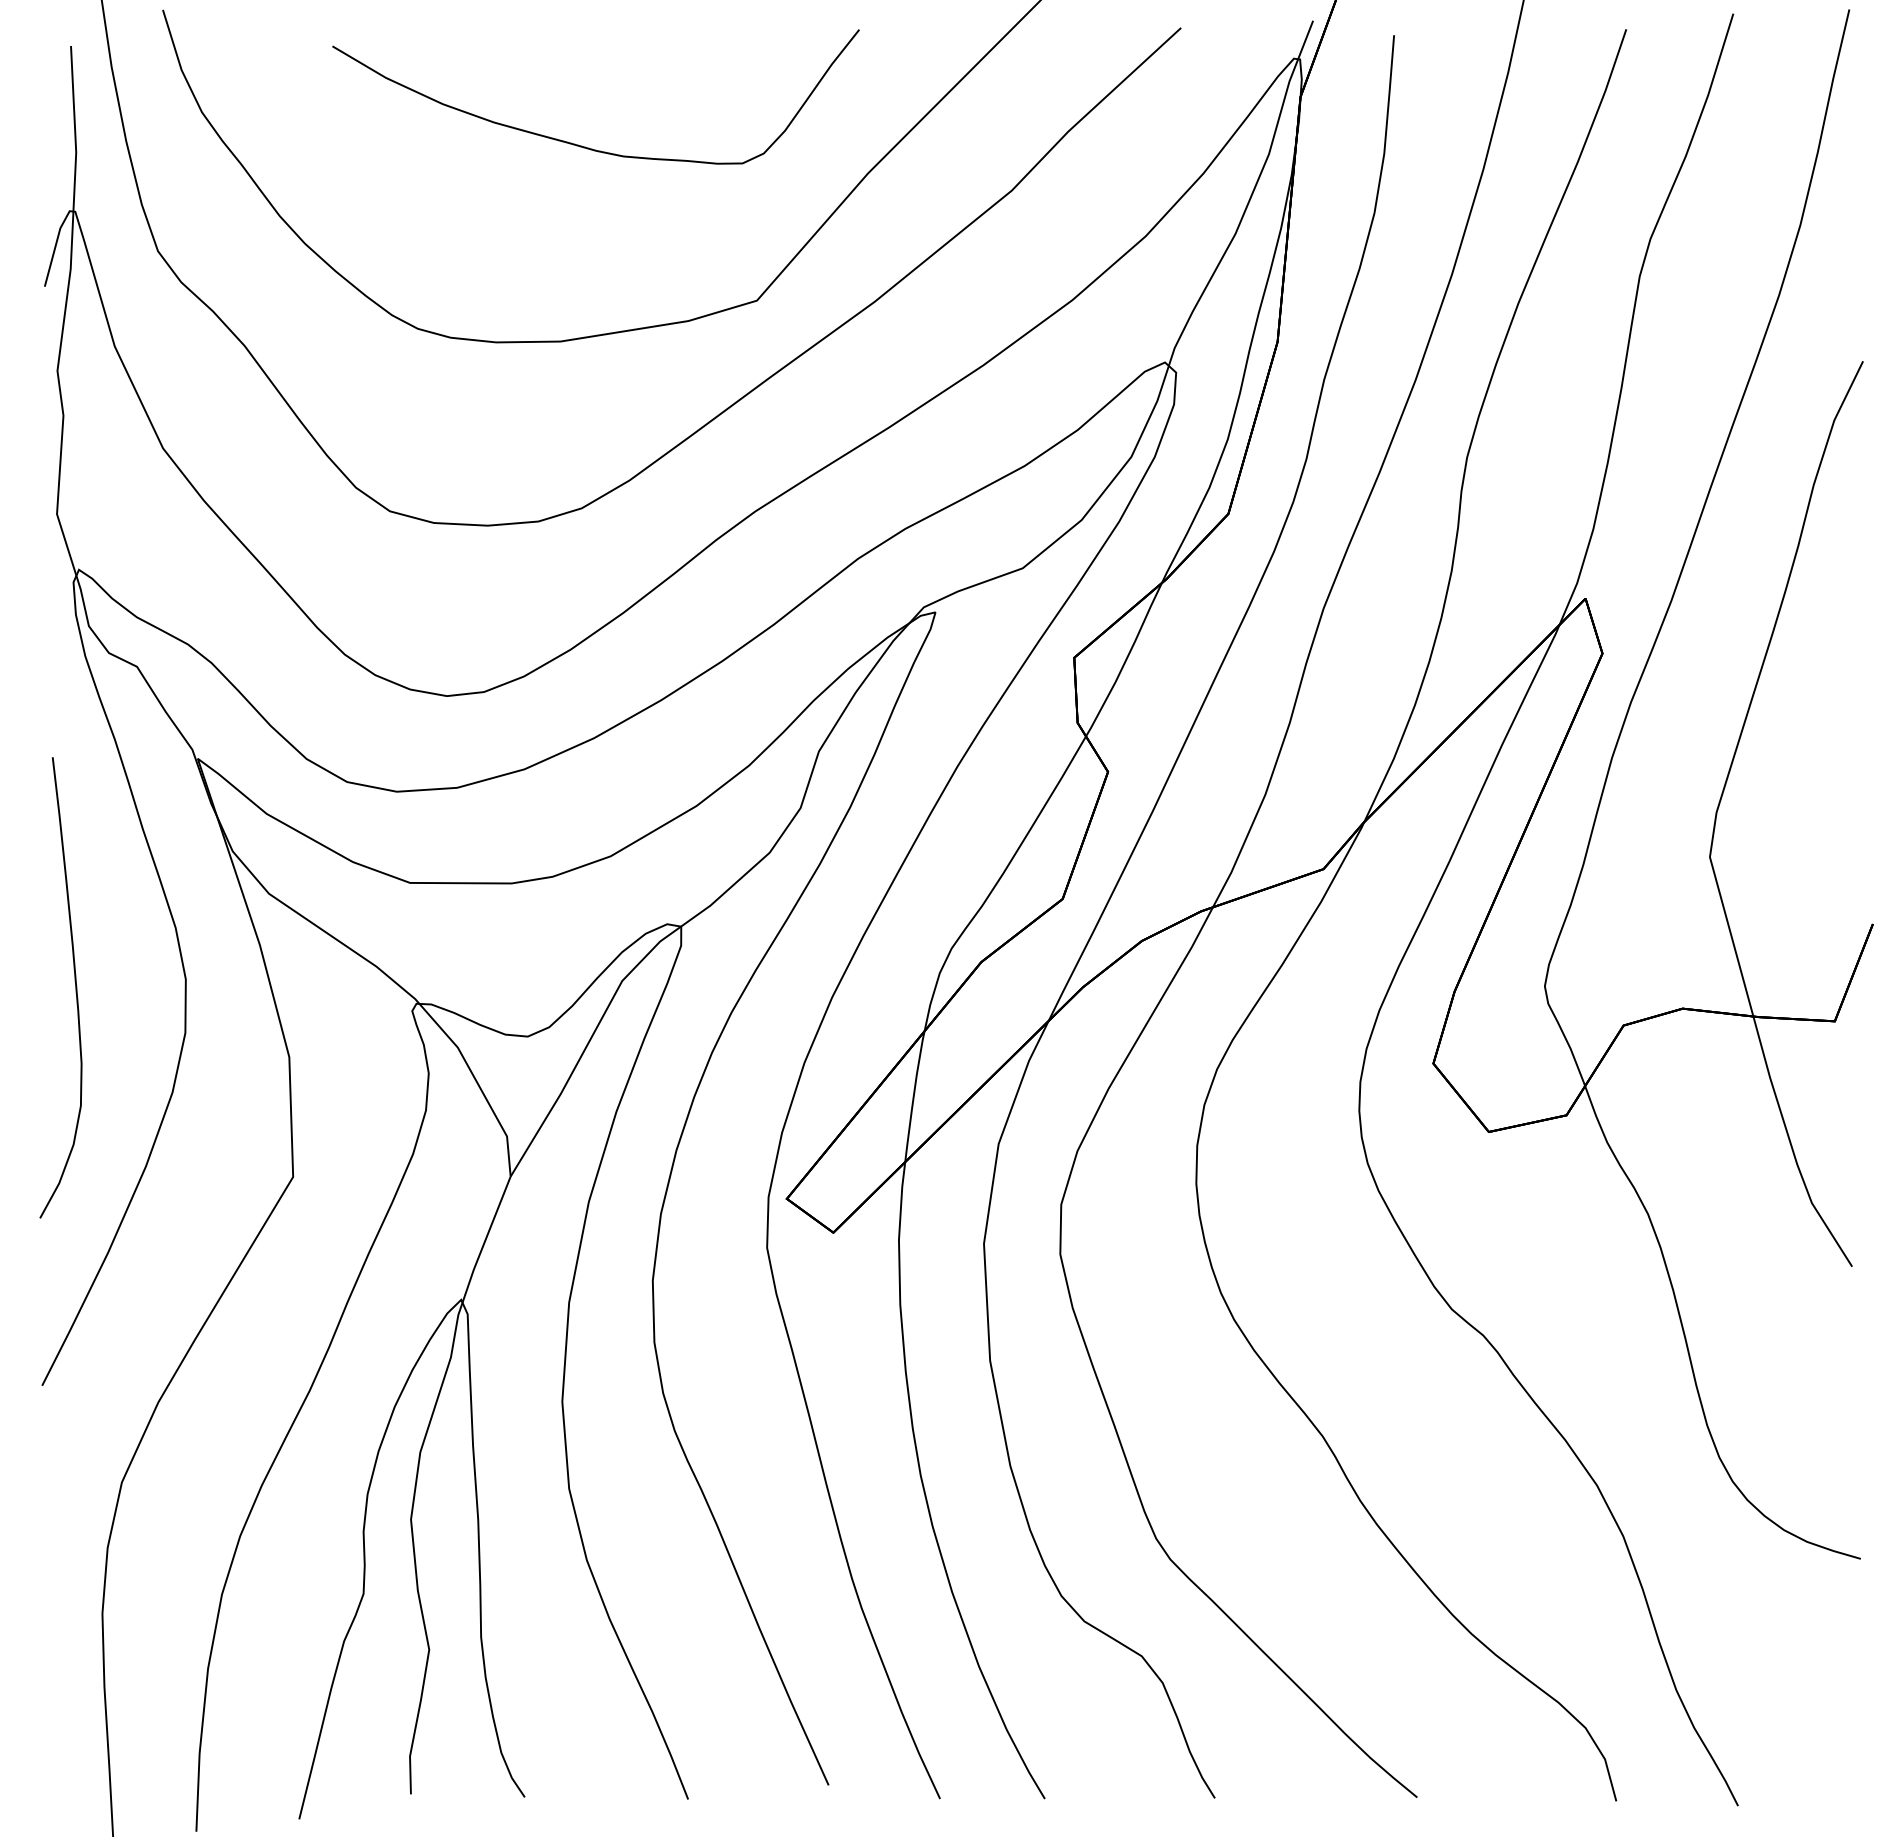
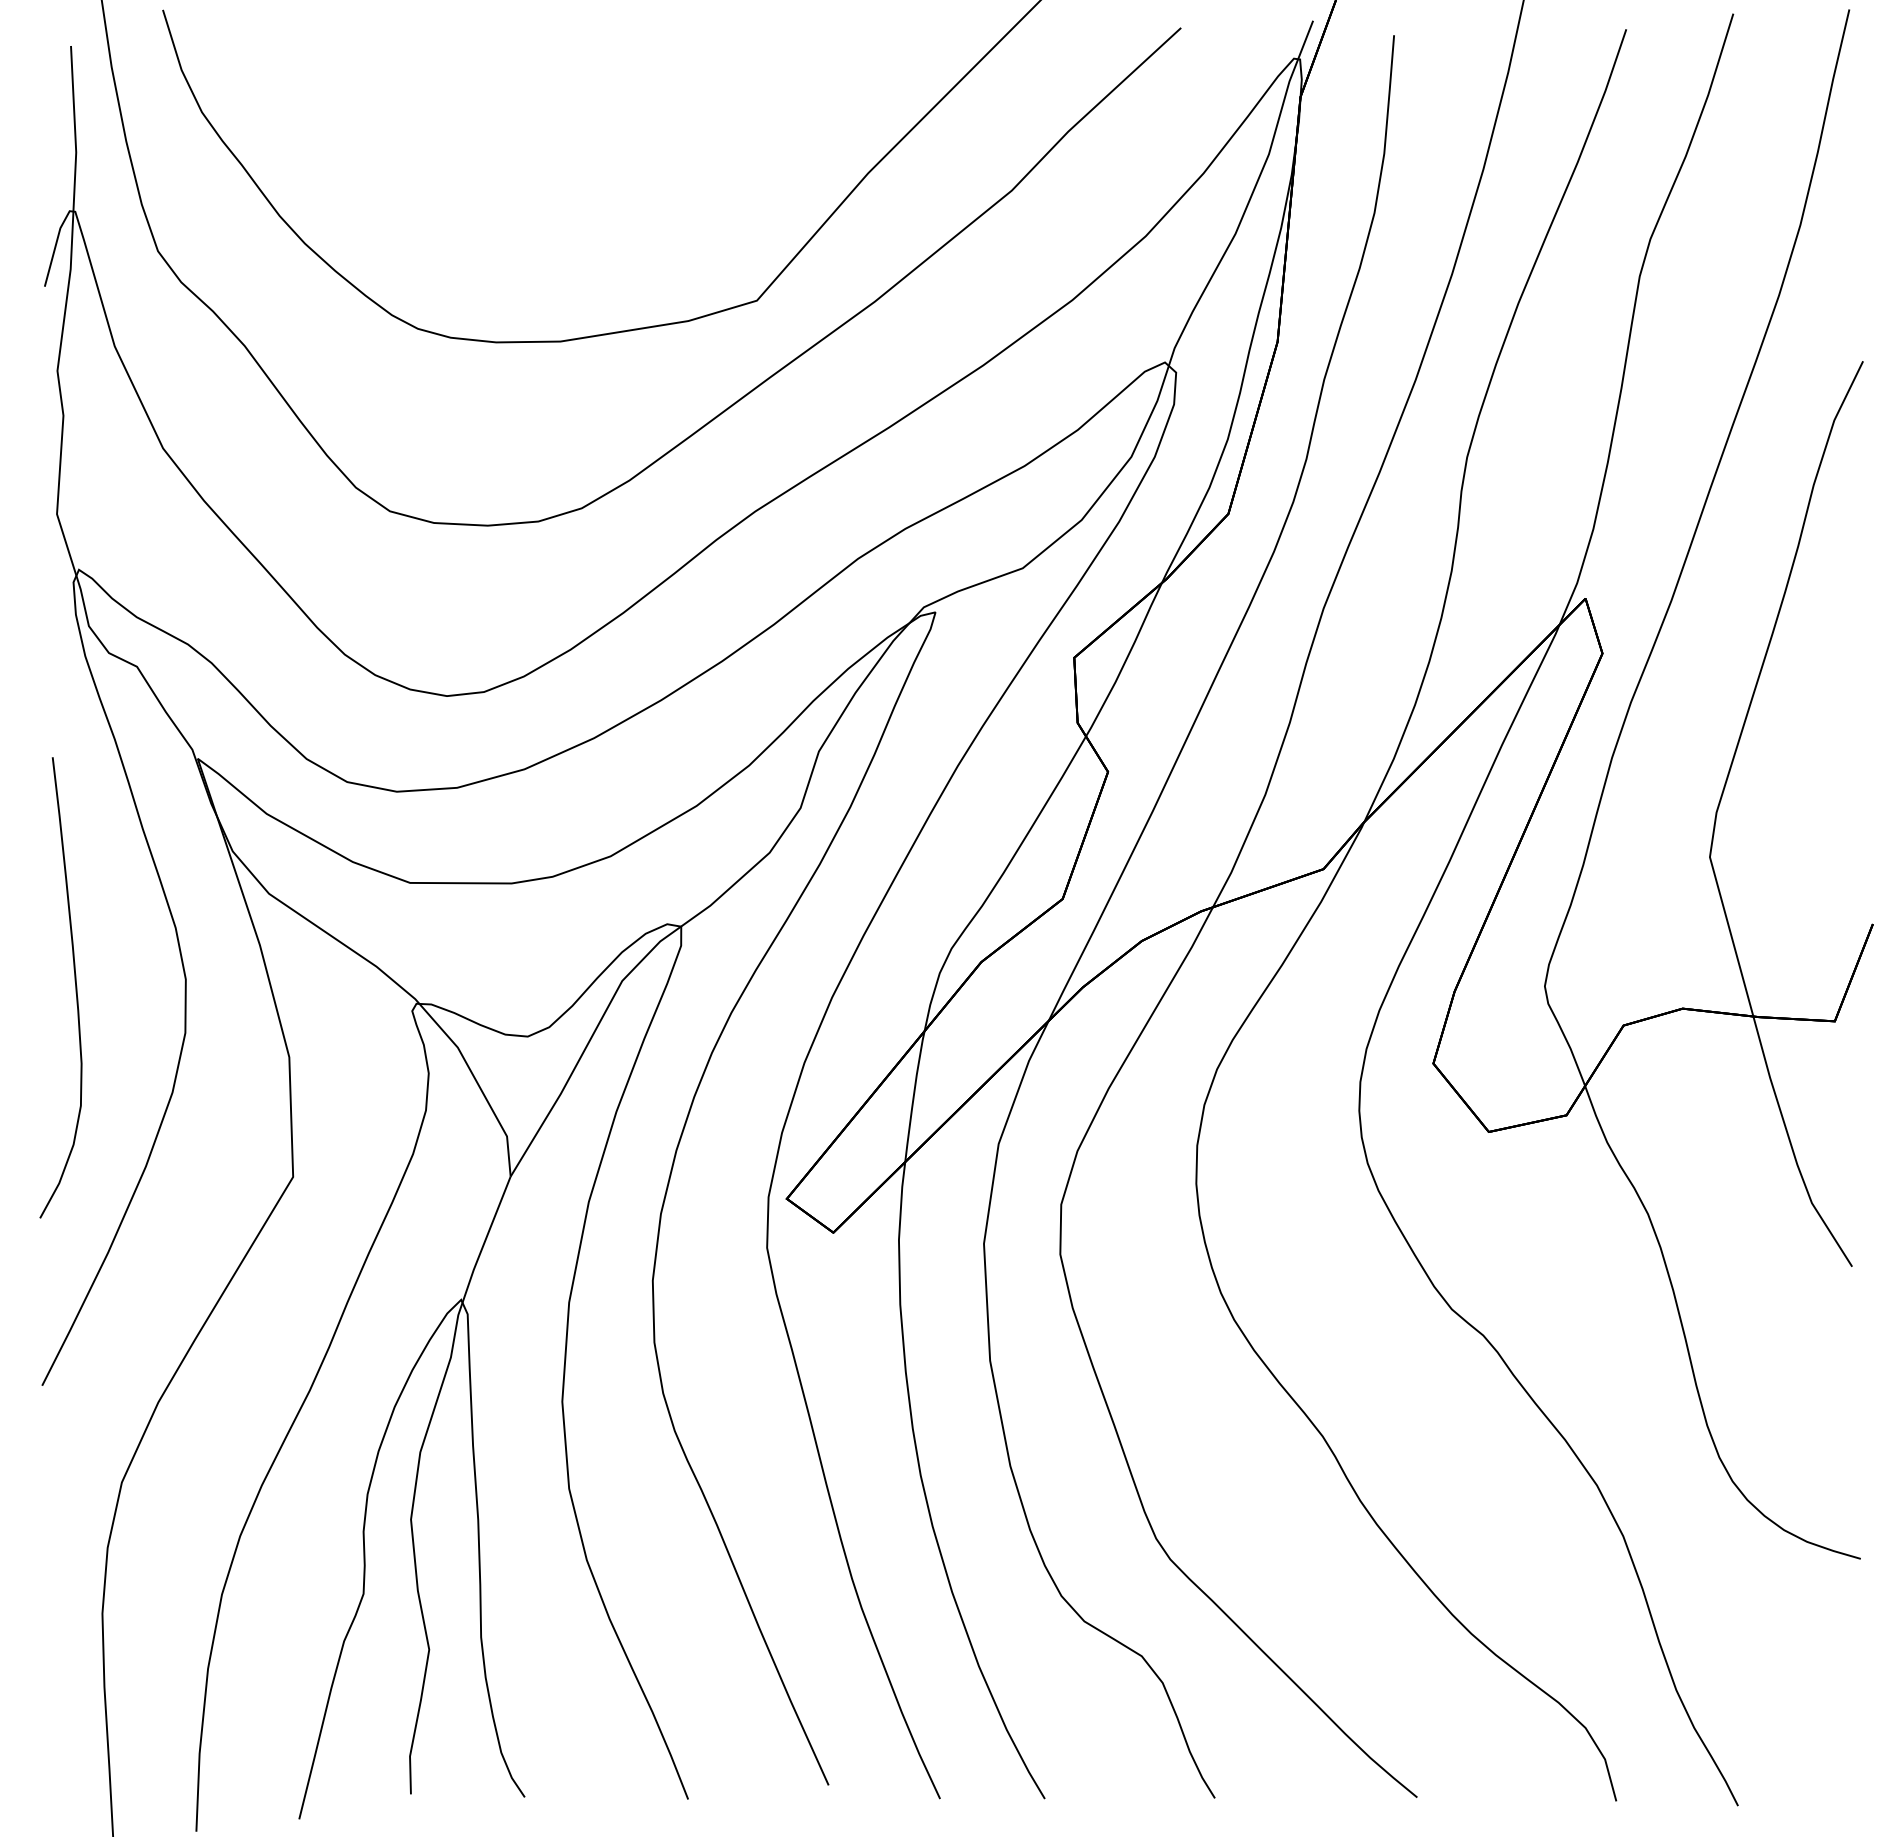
curve: present -> none (578, 144)
